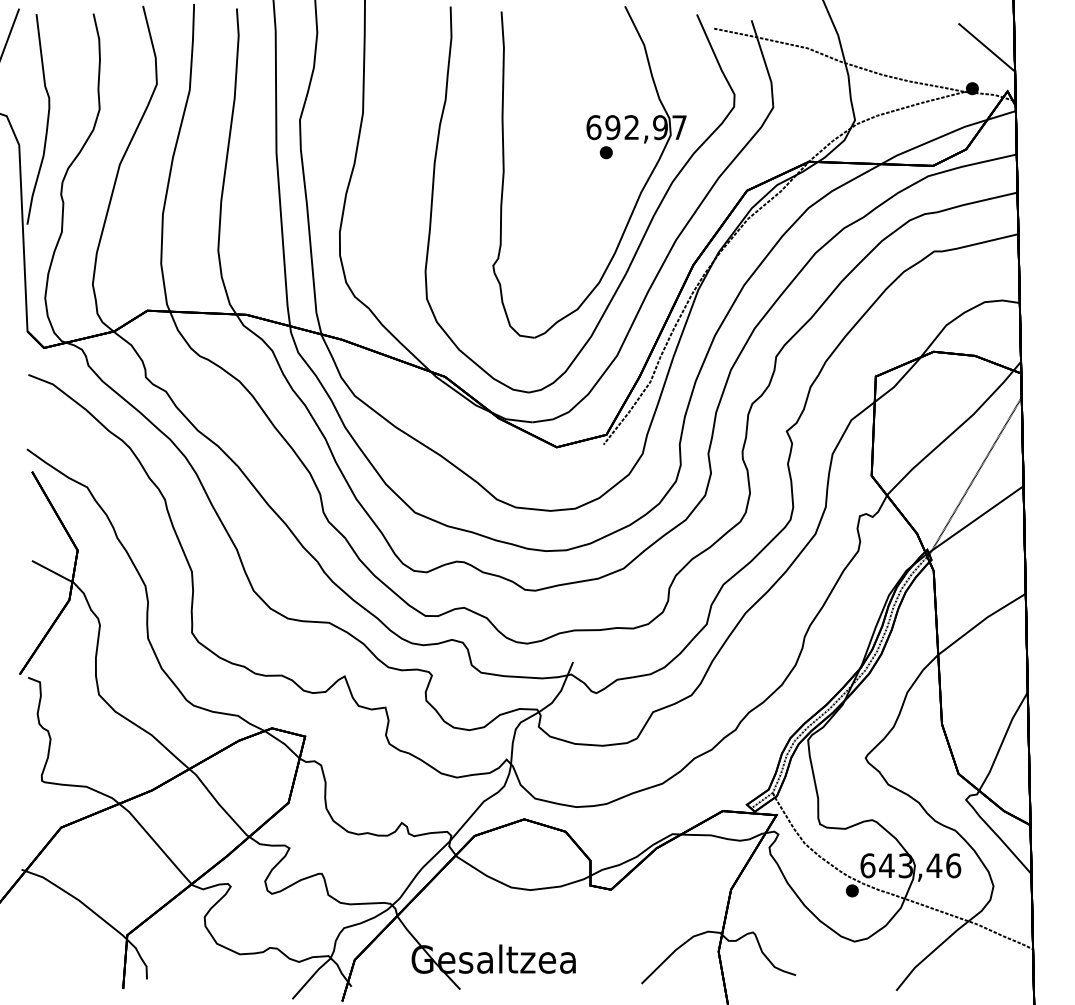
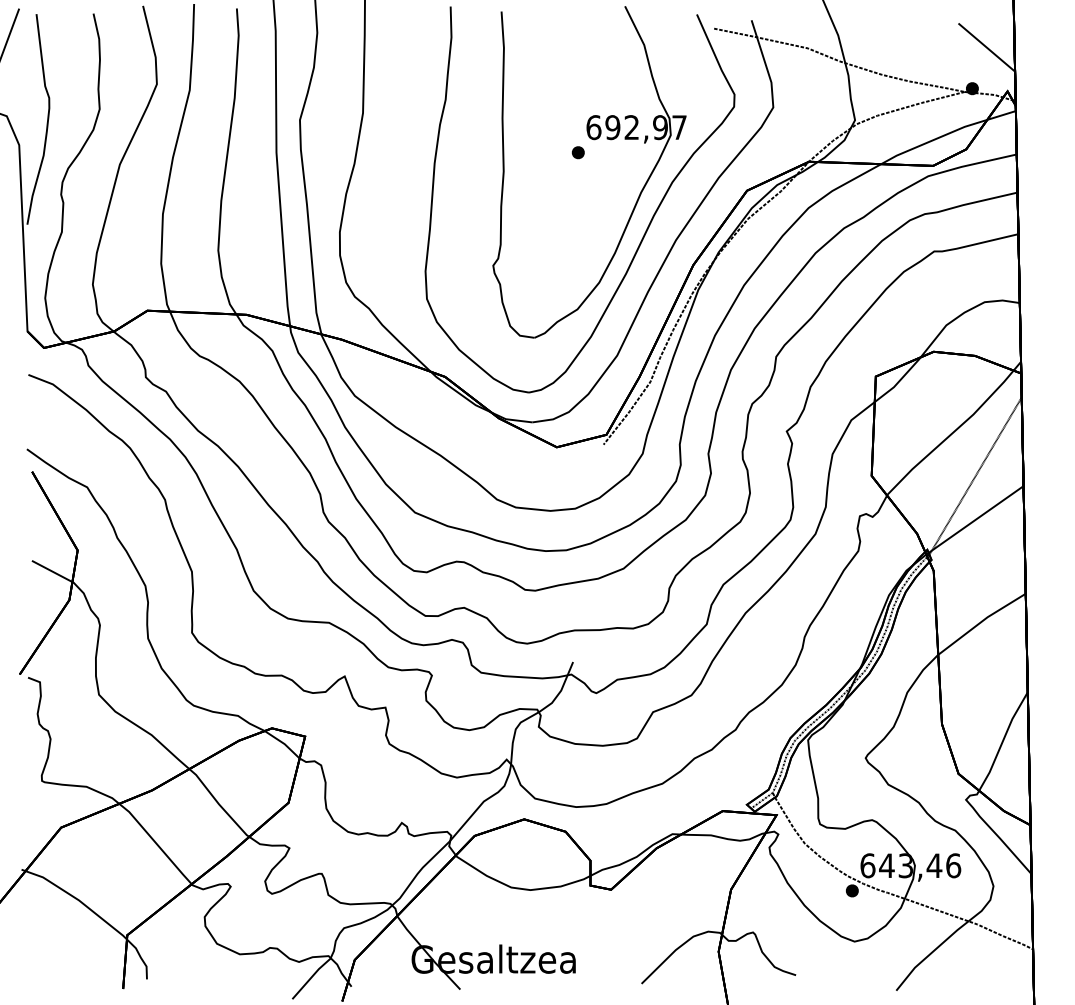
part position: (605, 152) -> (577, 152) (577, 152)
